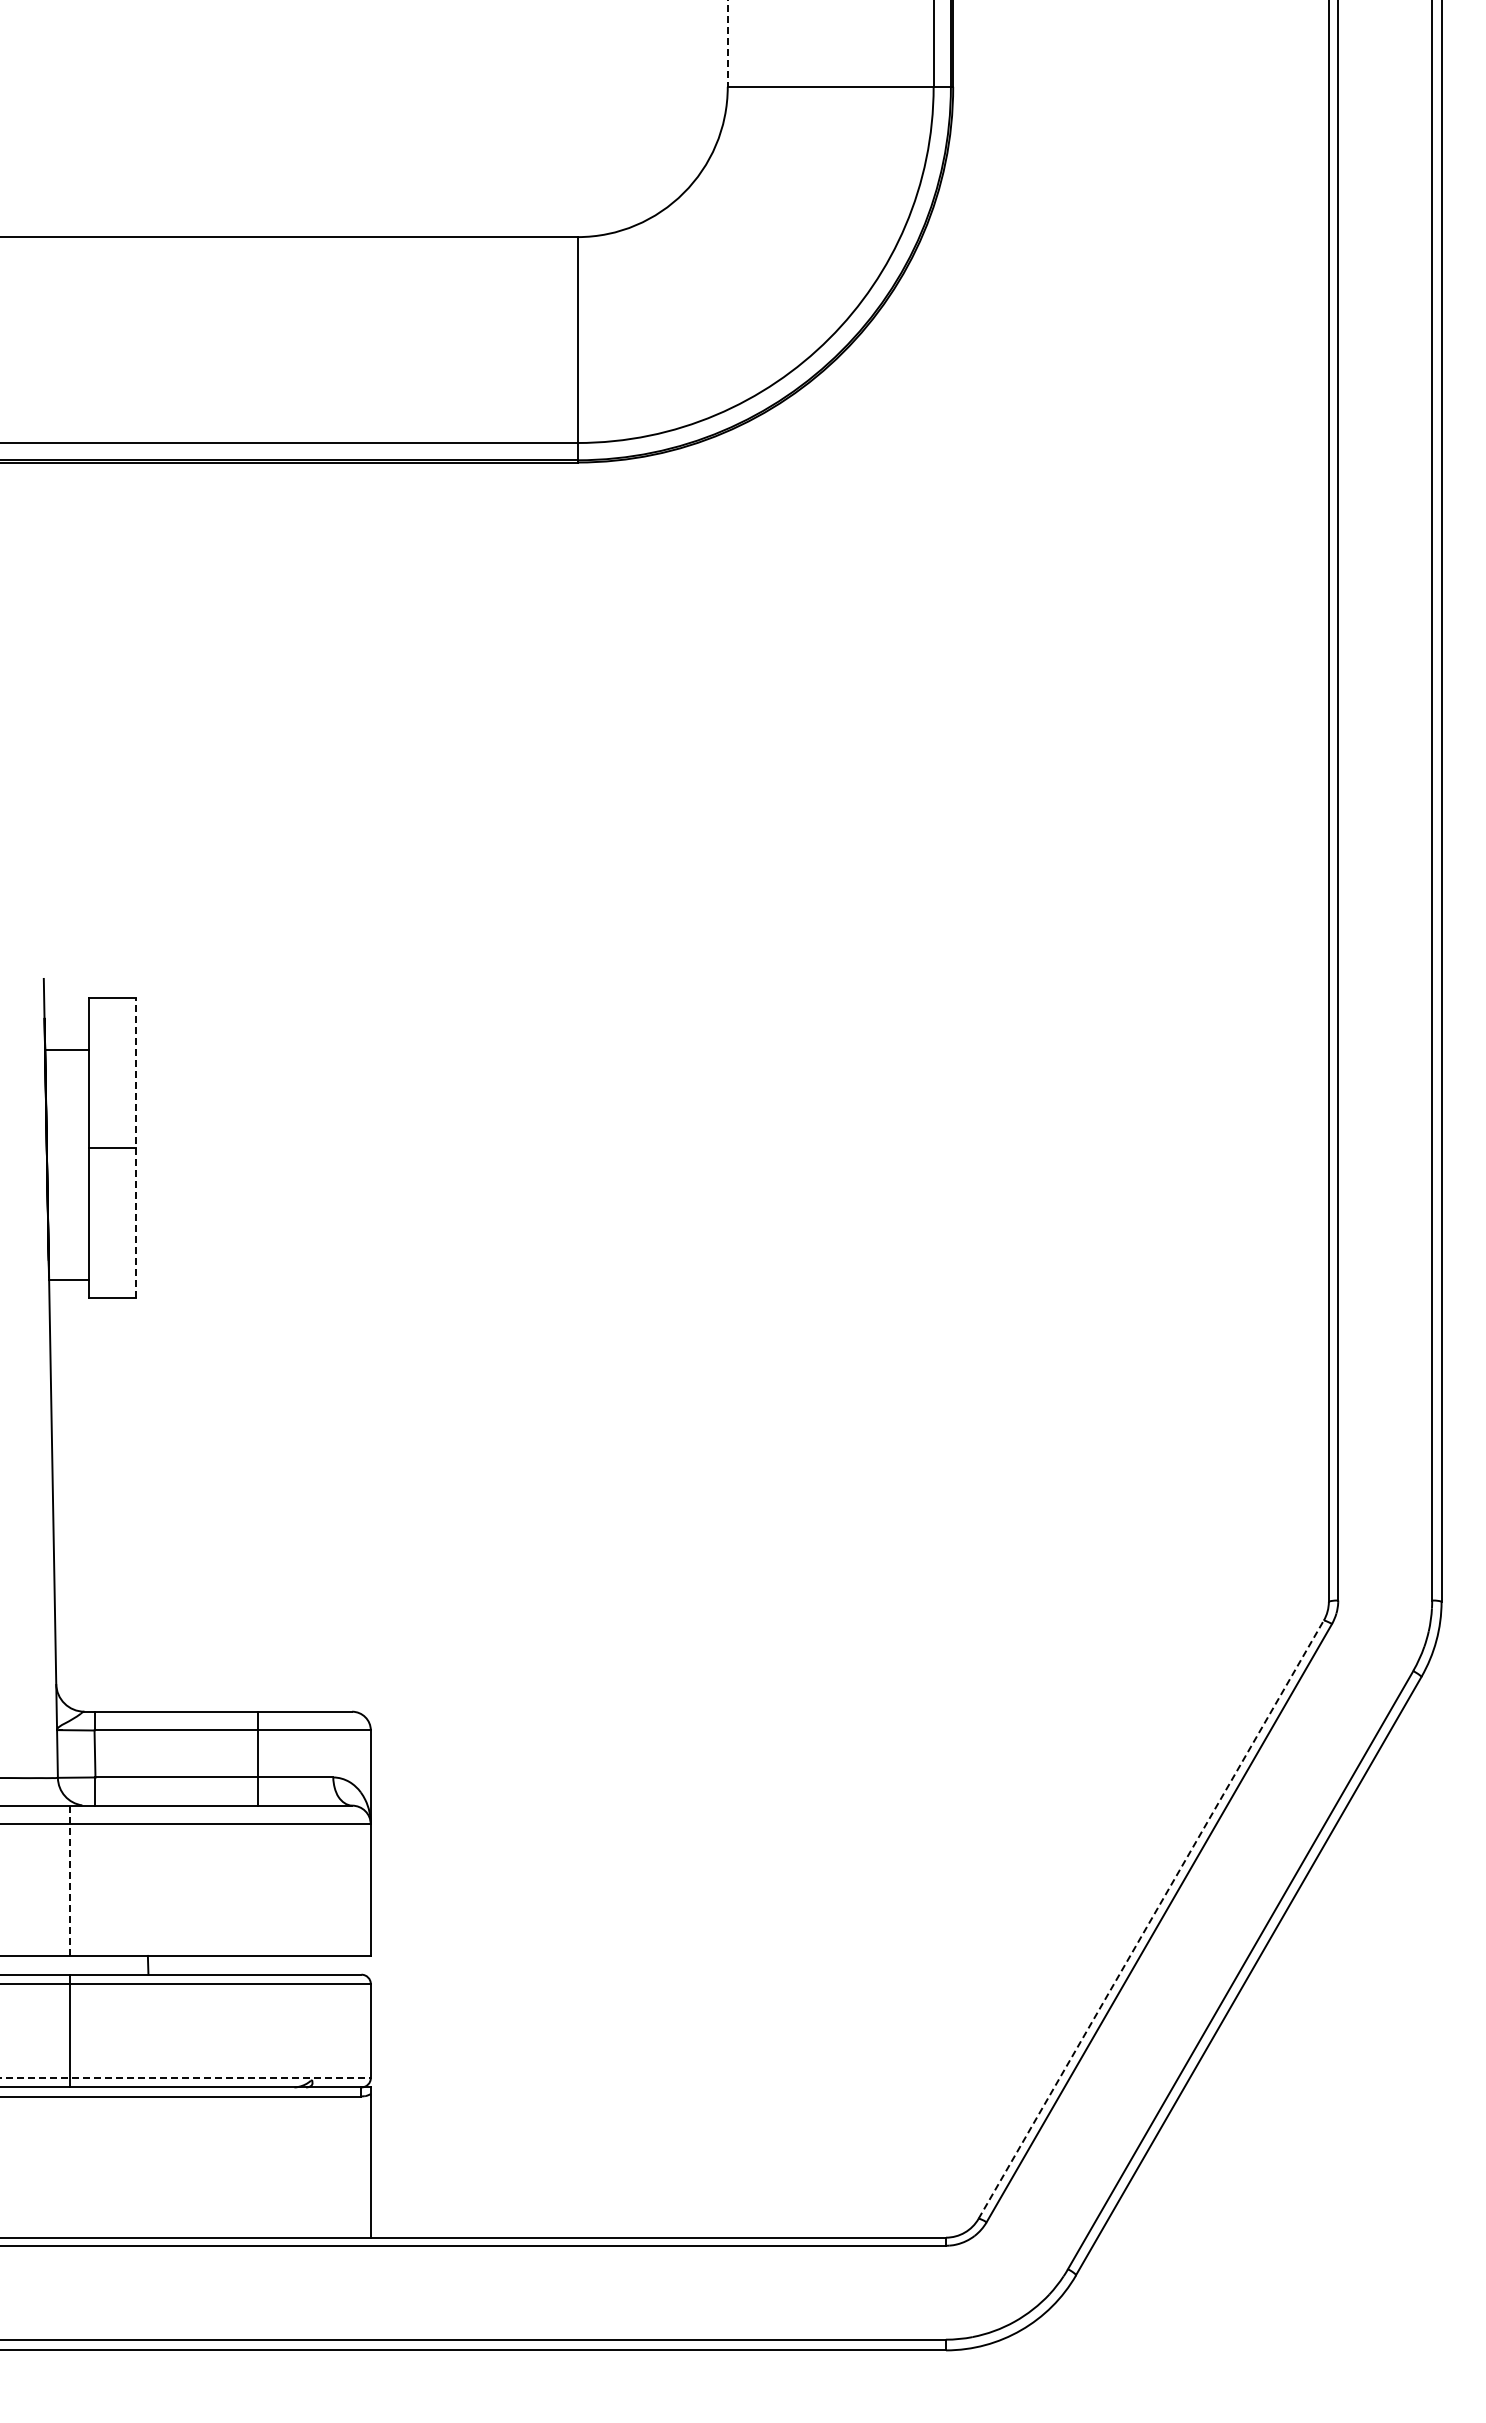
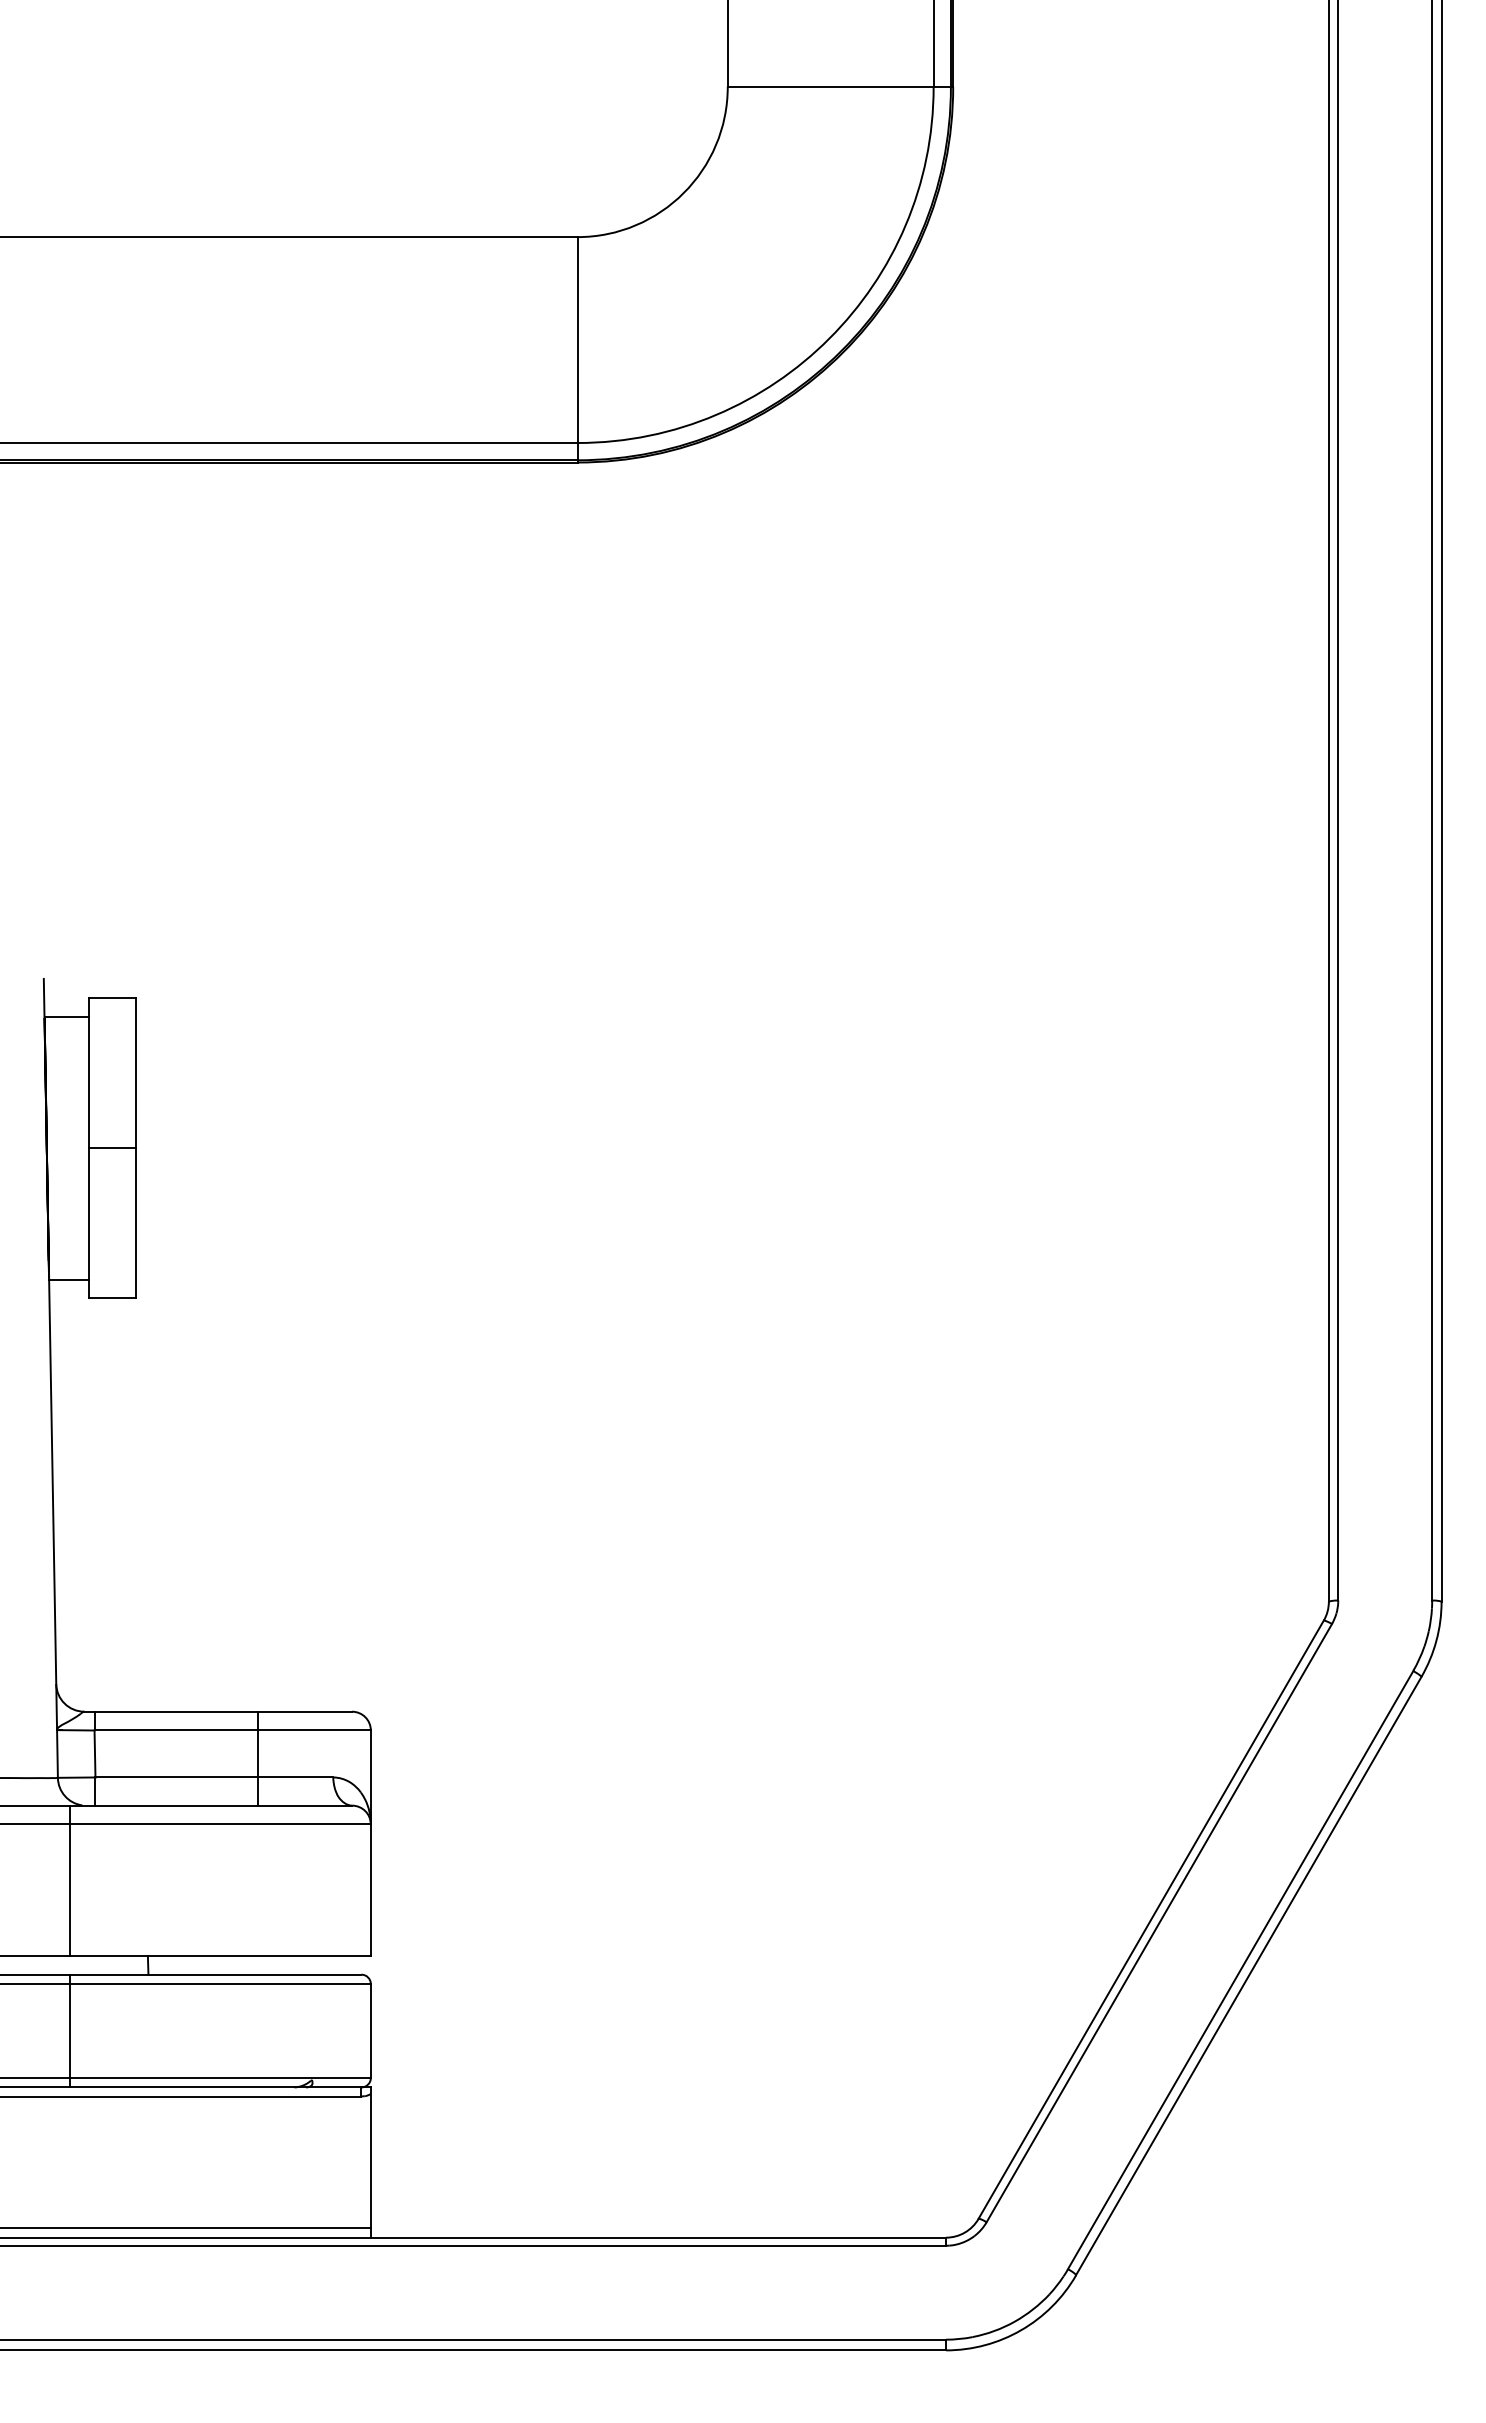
line: dashed -> solid (727, 43)
line position: (66, 1049) -> (66, 1016) (66, 1016)
line: dashed -> solid (136, 1147)
line: dashed -> solid (70, 1880)
line: dashed -> solid (1151, 1919)
line: dashed -> solid (186, 2078)
line: none -> present (186, 2228)
